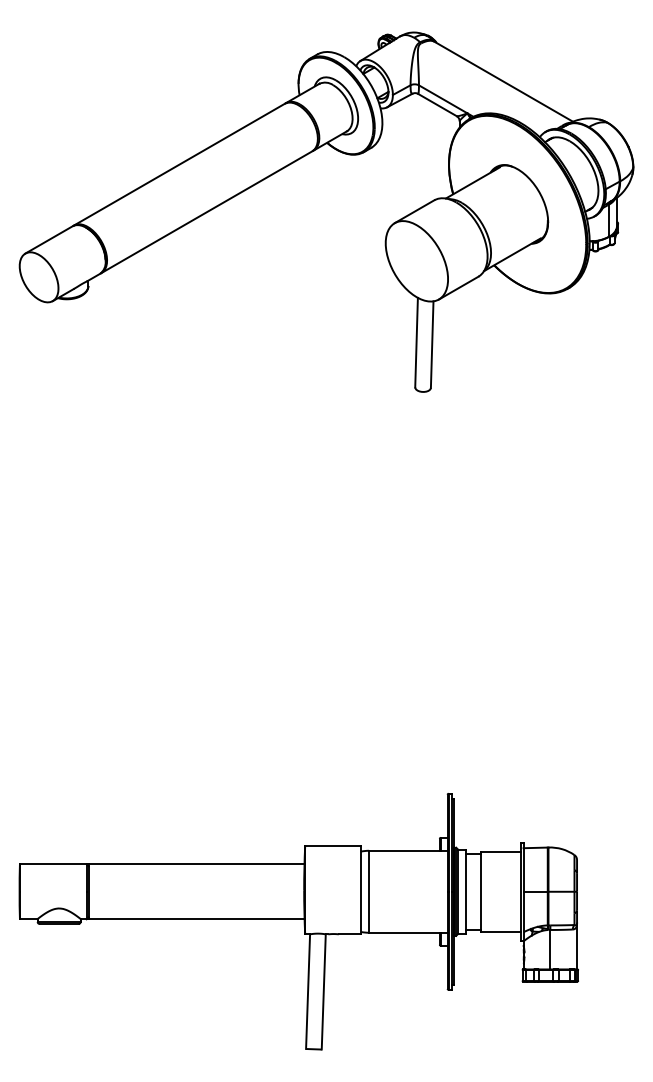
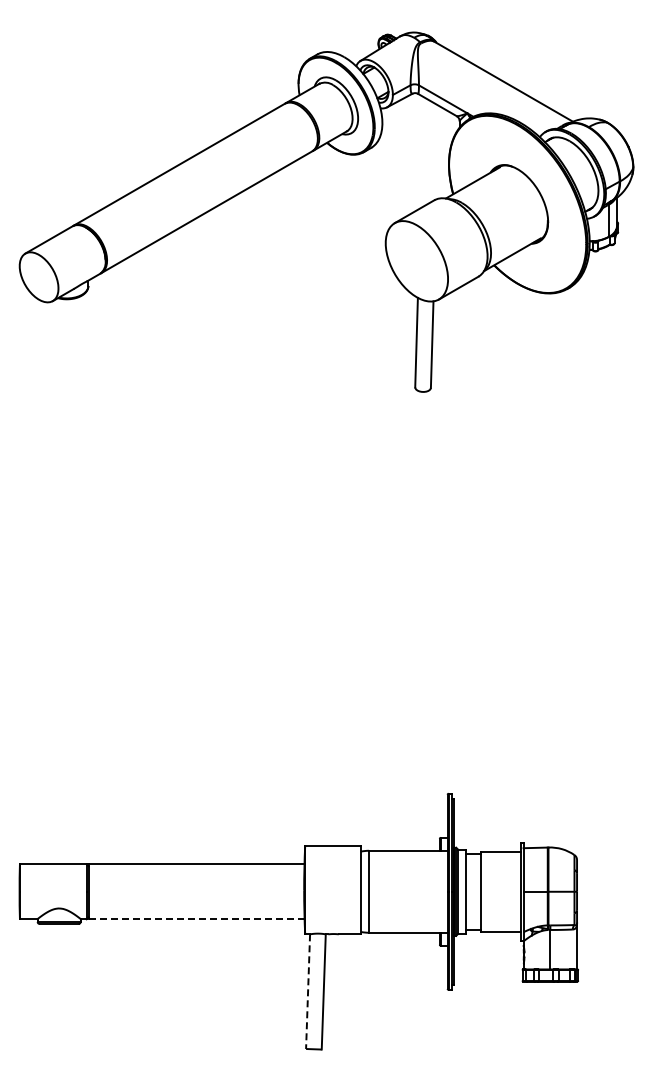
line: solid -> dashed (196, 919)
line: solid -> dashed (308, 992)
